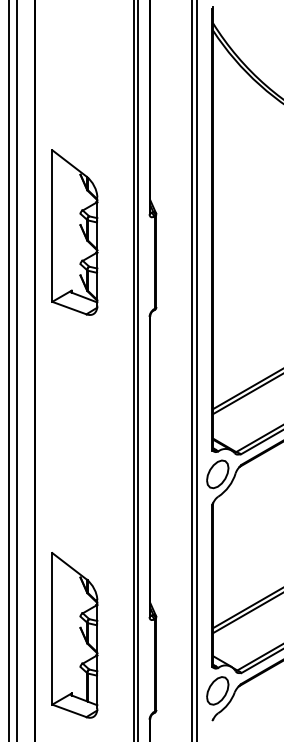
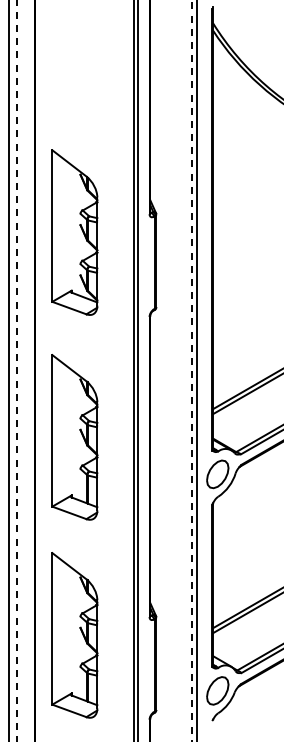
line: solid -> dashed (17, 370)
line: solid -> dashed (192, 371)
part: none -> present (74, 437)
